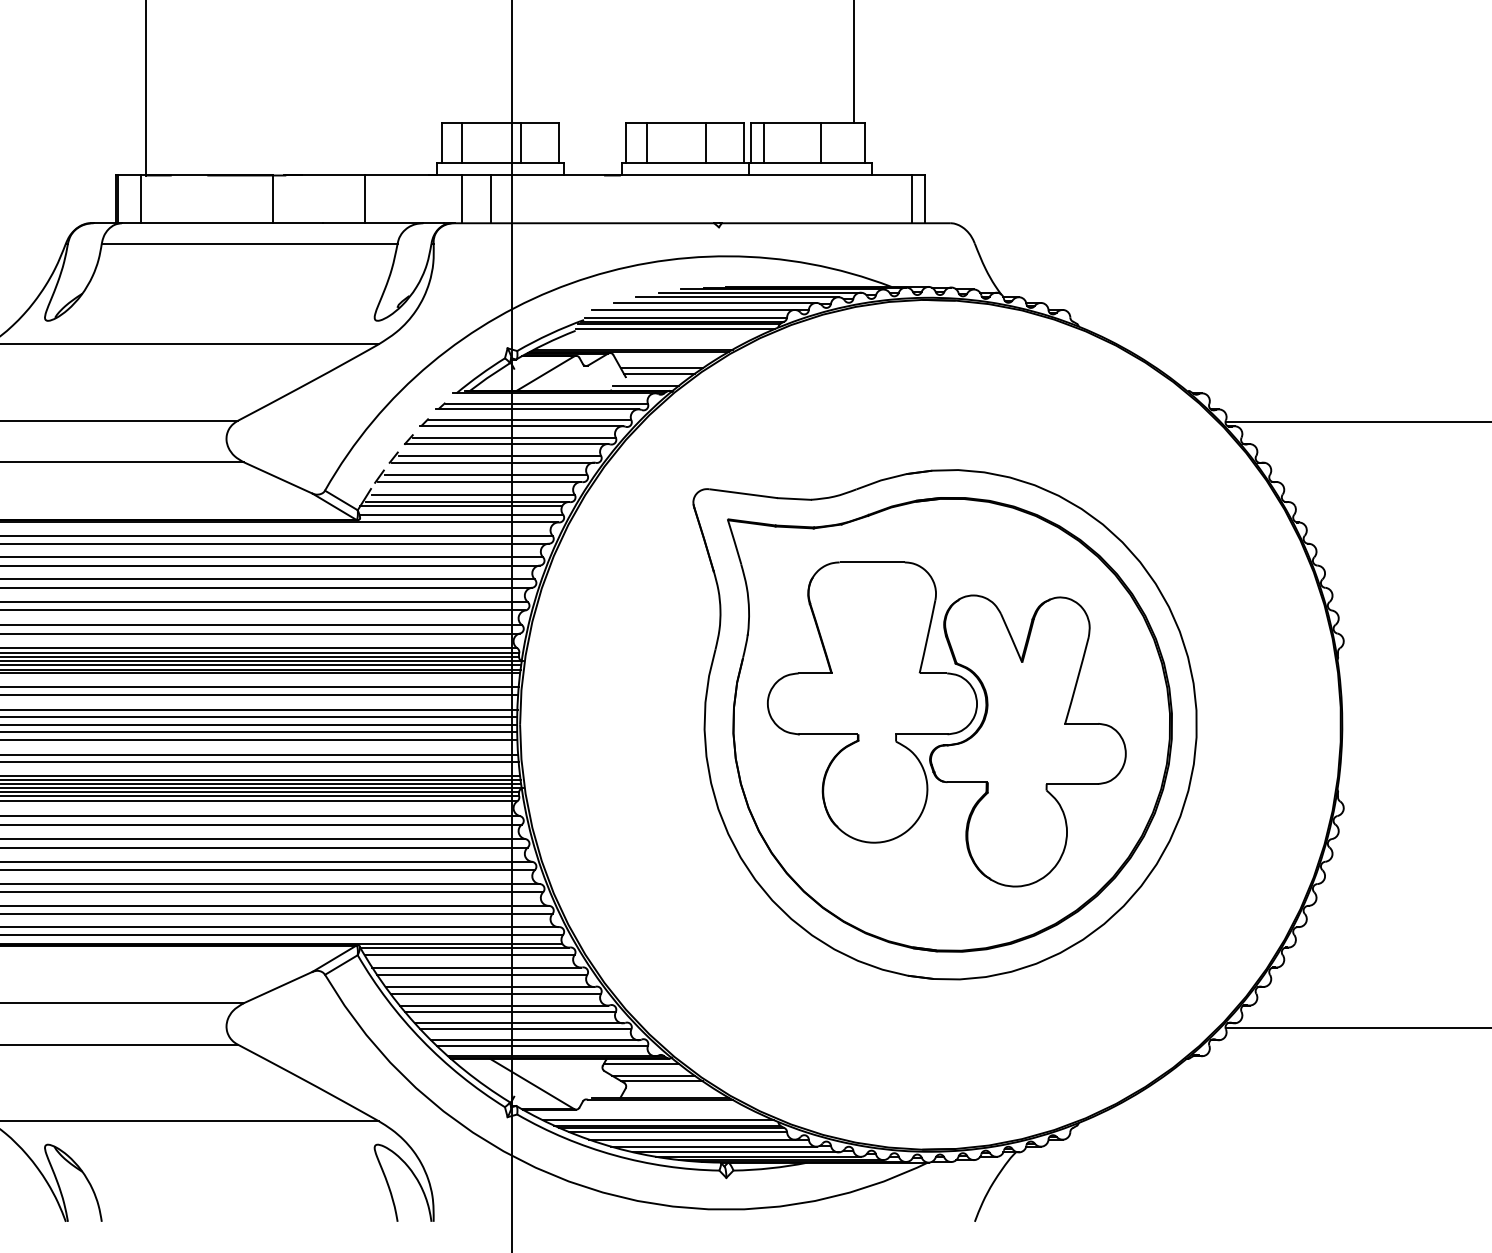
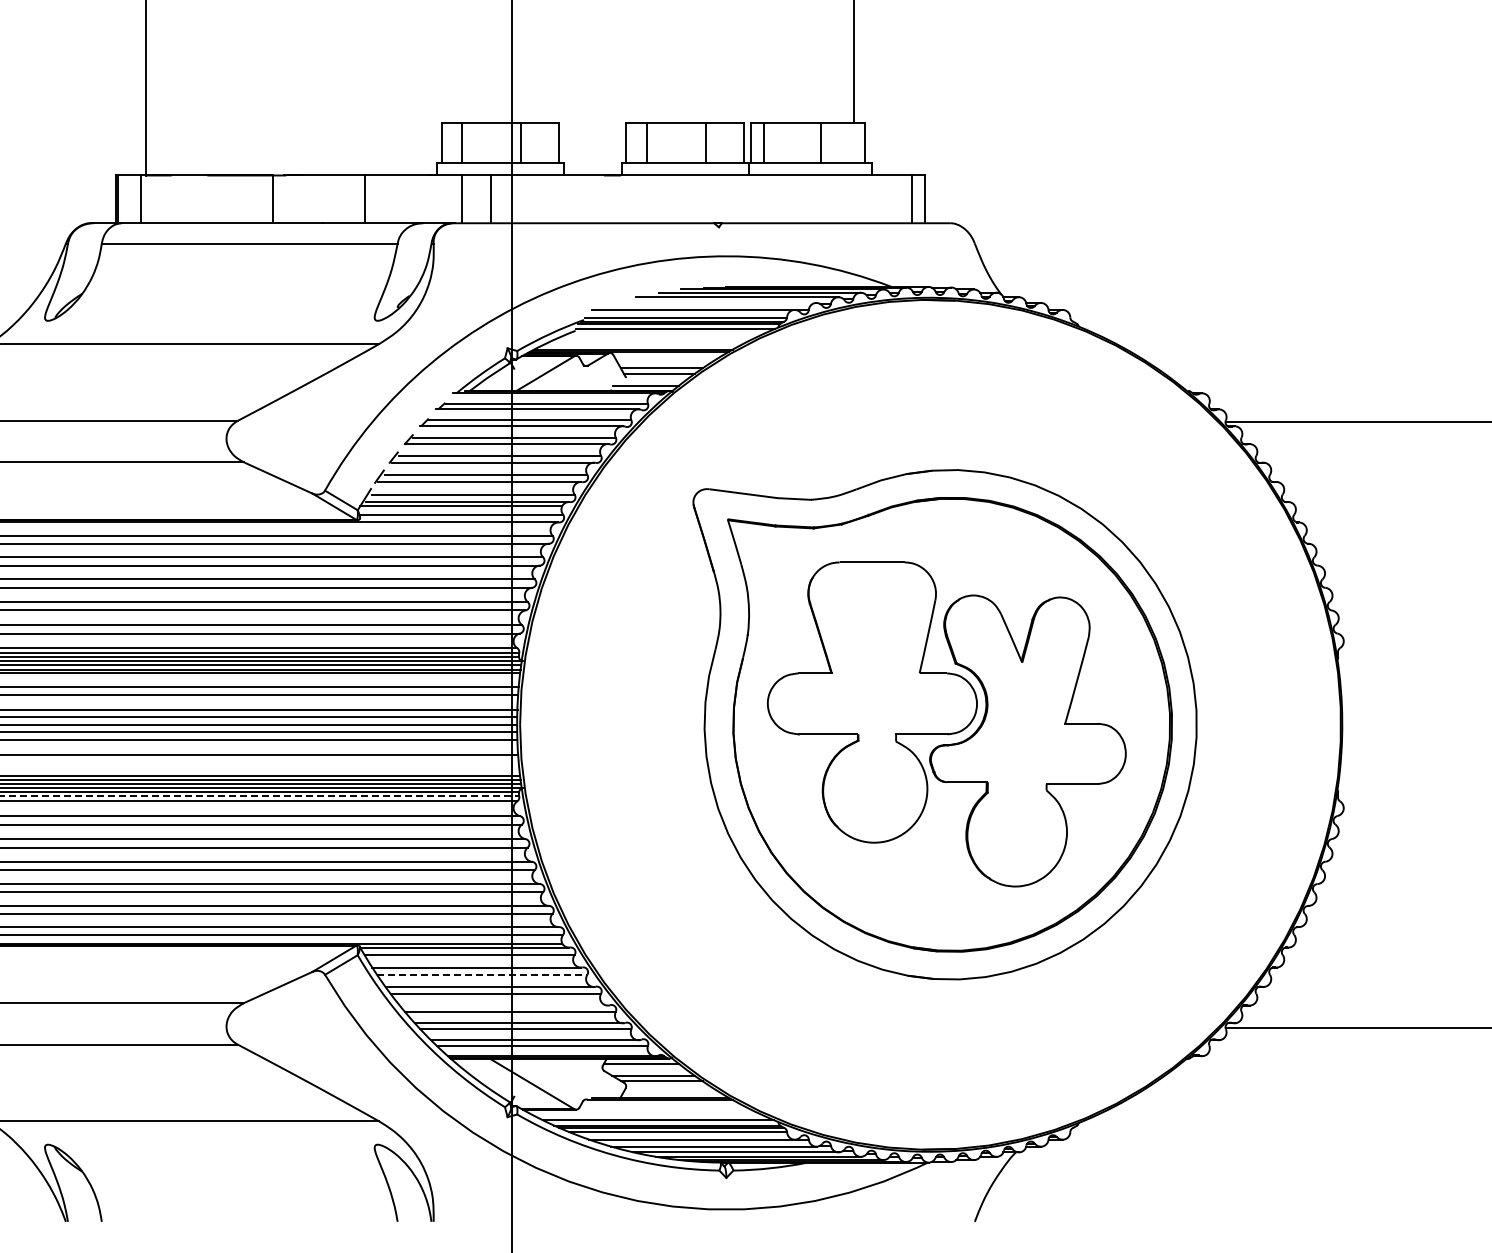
line: present -> none (715, 302)
line: present -> none (260, 762)
line: solid -> dashed (260, 796)
line: solid -> dashed (482, 974)
line: present -> none (503, 1005)
